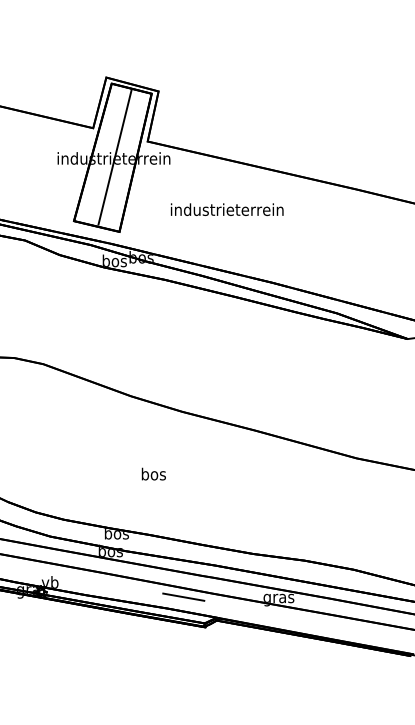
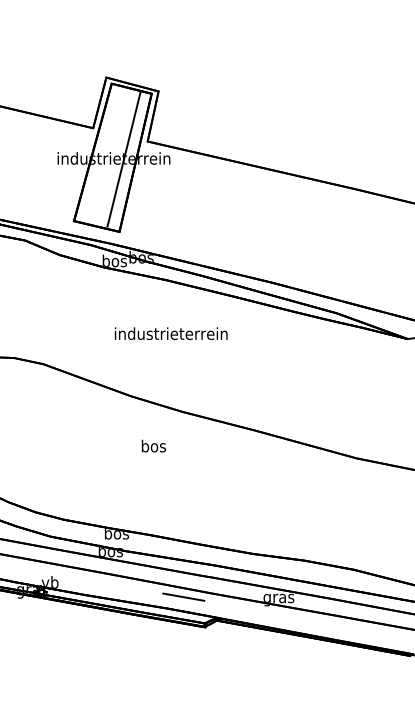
line position: (114, 157) -> (123, 159) (123, 159)
text position: (227, 209) -> (171, 333) (171, 333)
text position: (153, 473) -> (153, 445) (153, 445)
